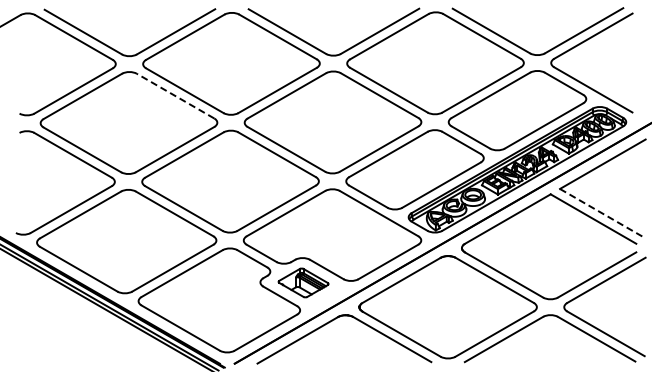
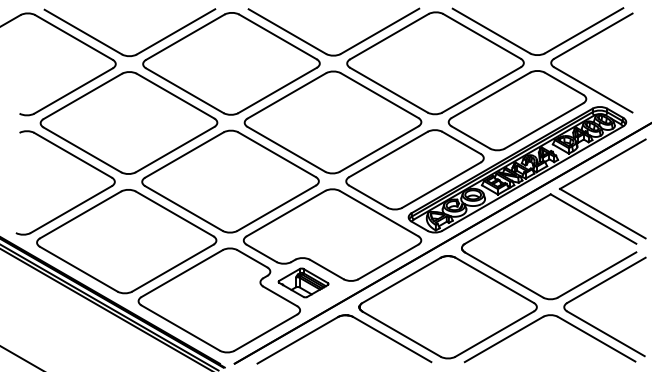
line: dashed -> solid (175, 96)
line: dashed -> solid (603, 213)
line: none -> present (20, 357)
